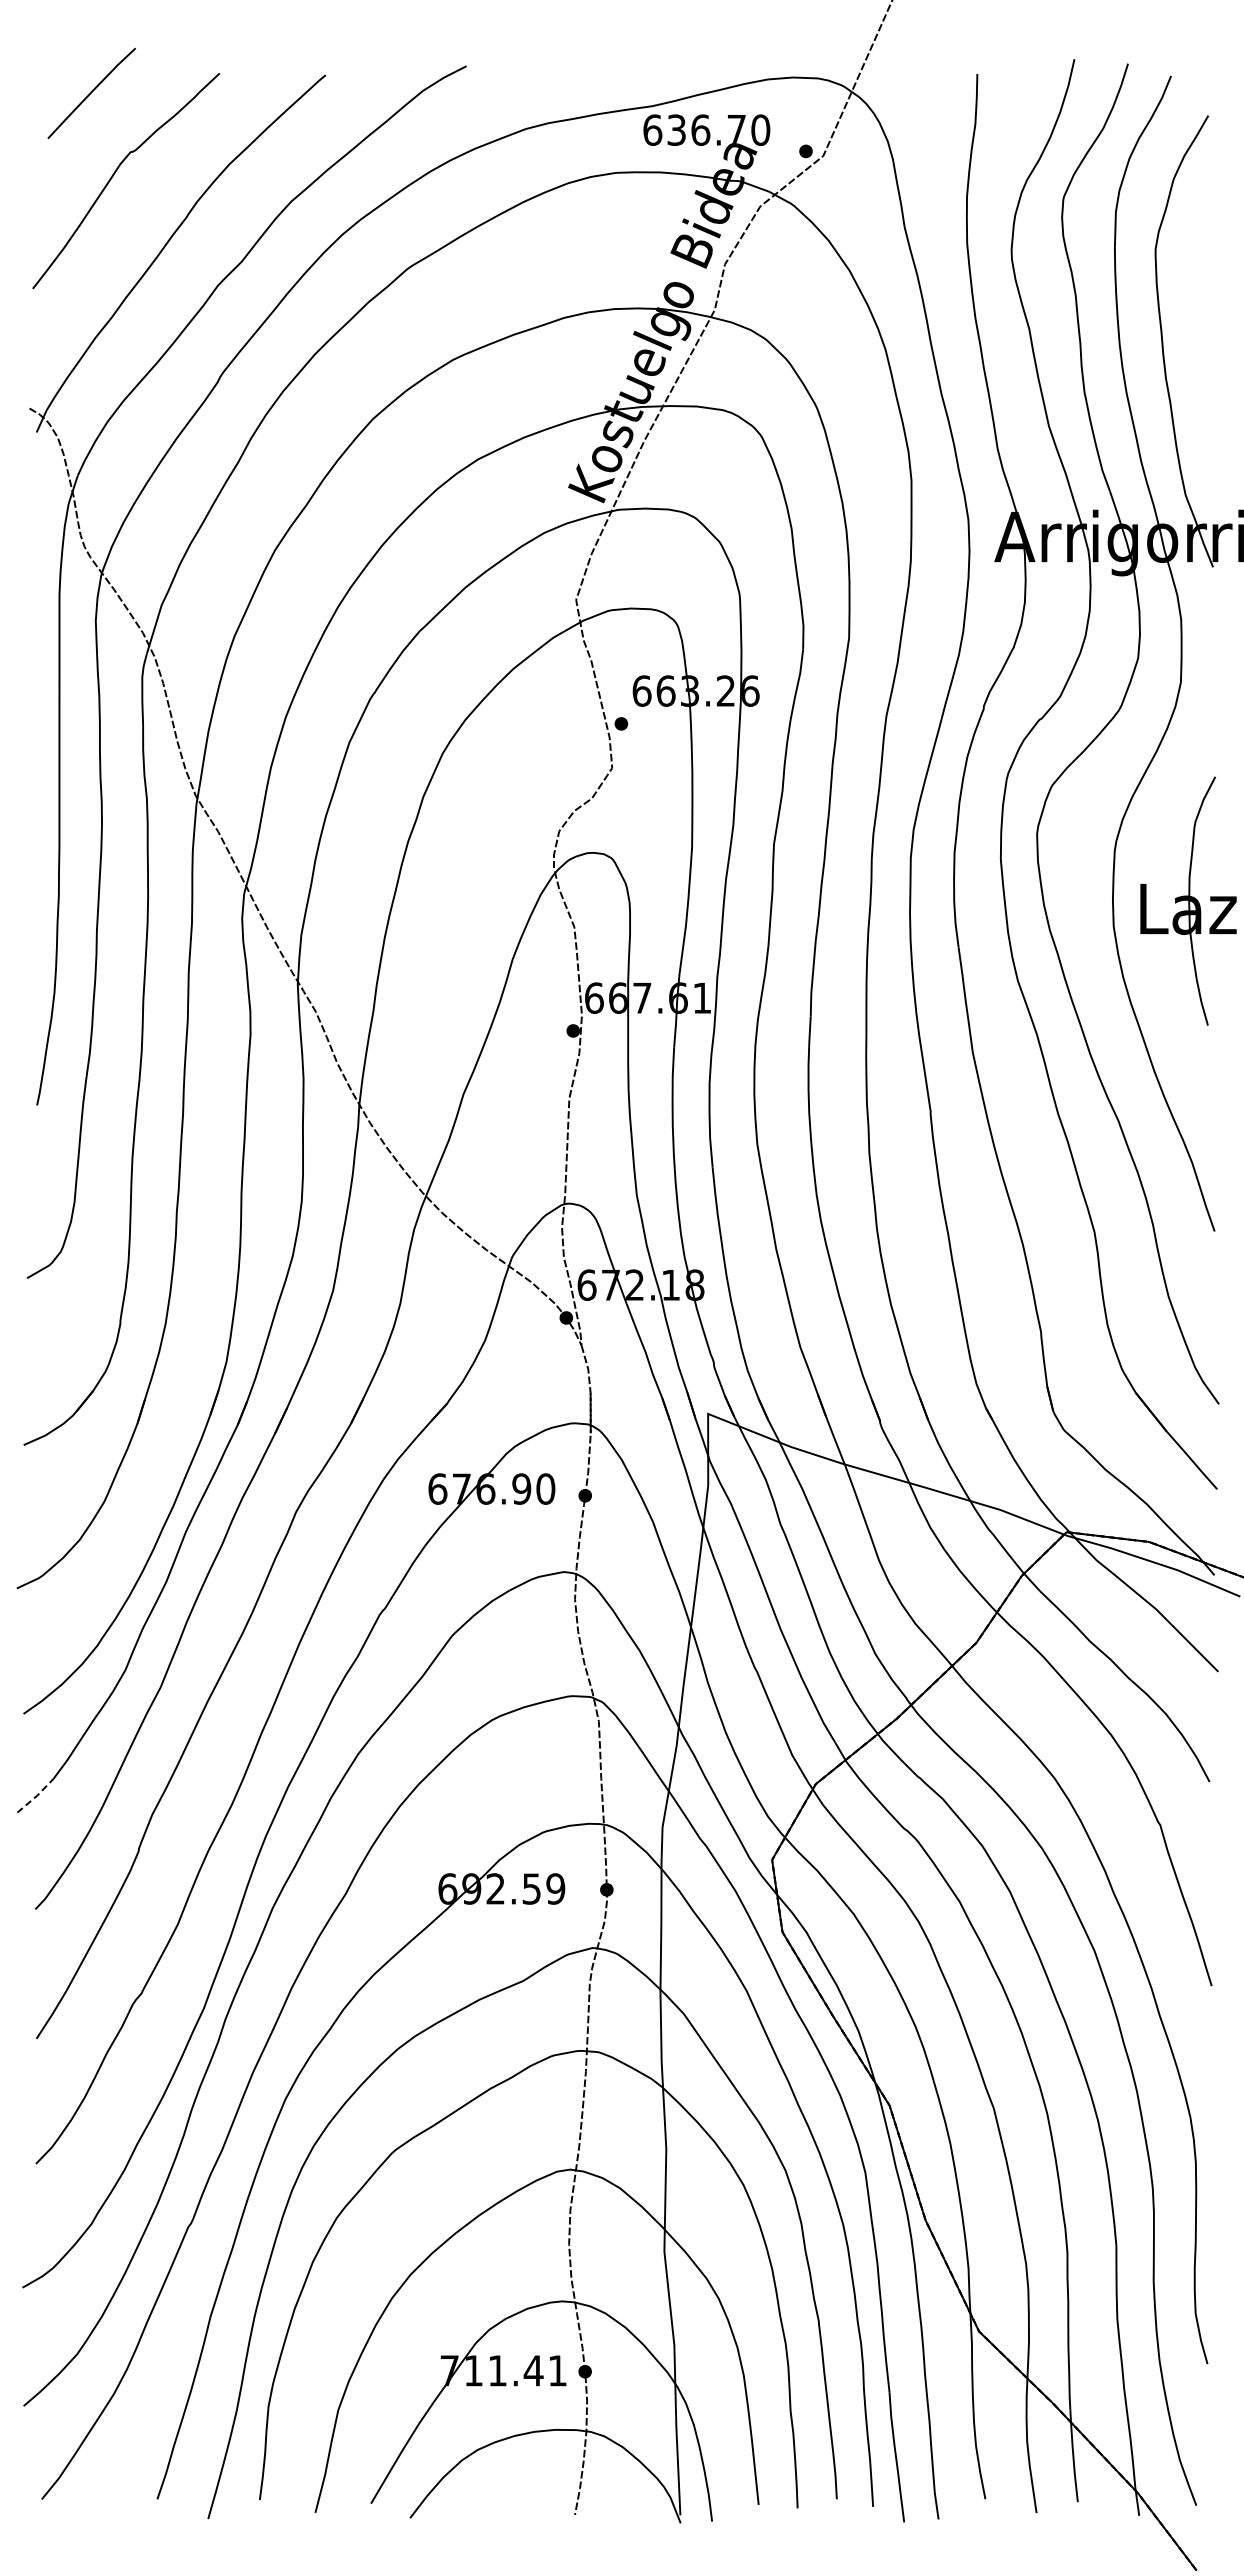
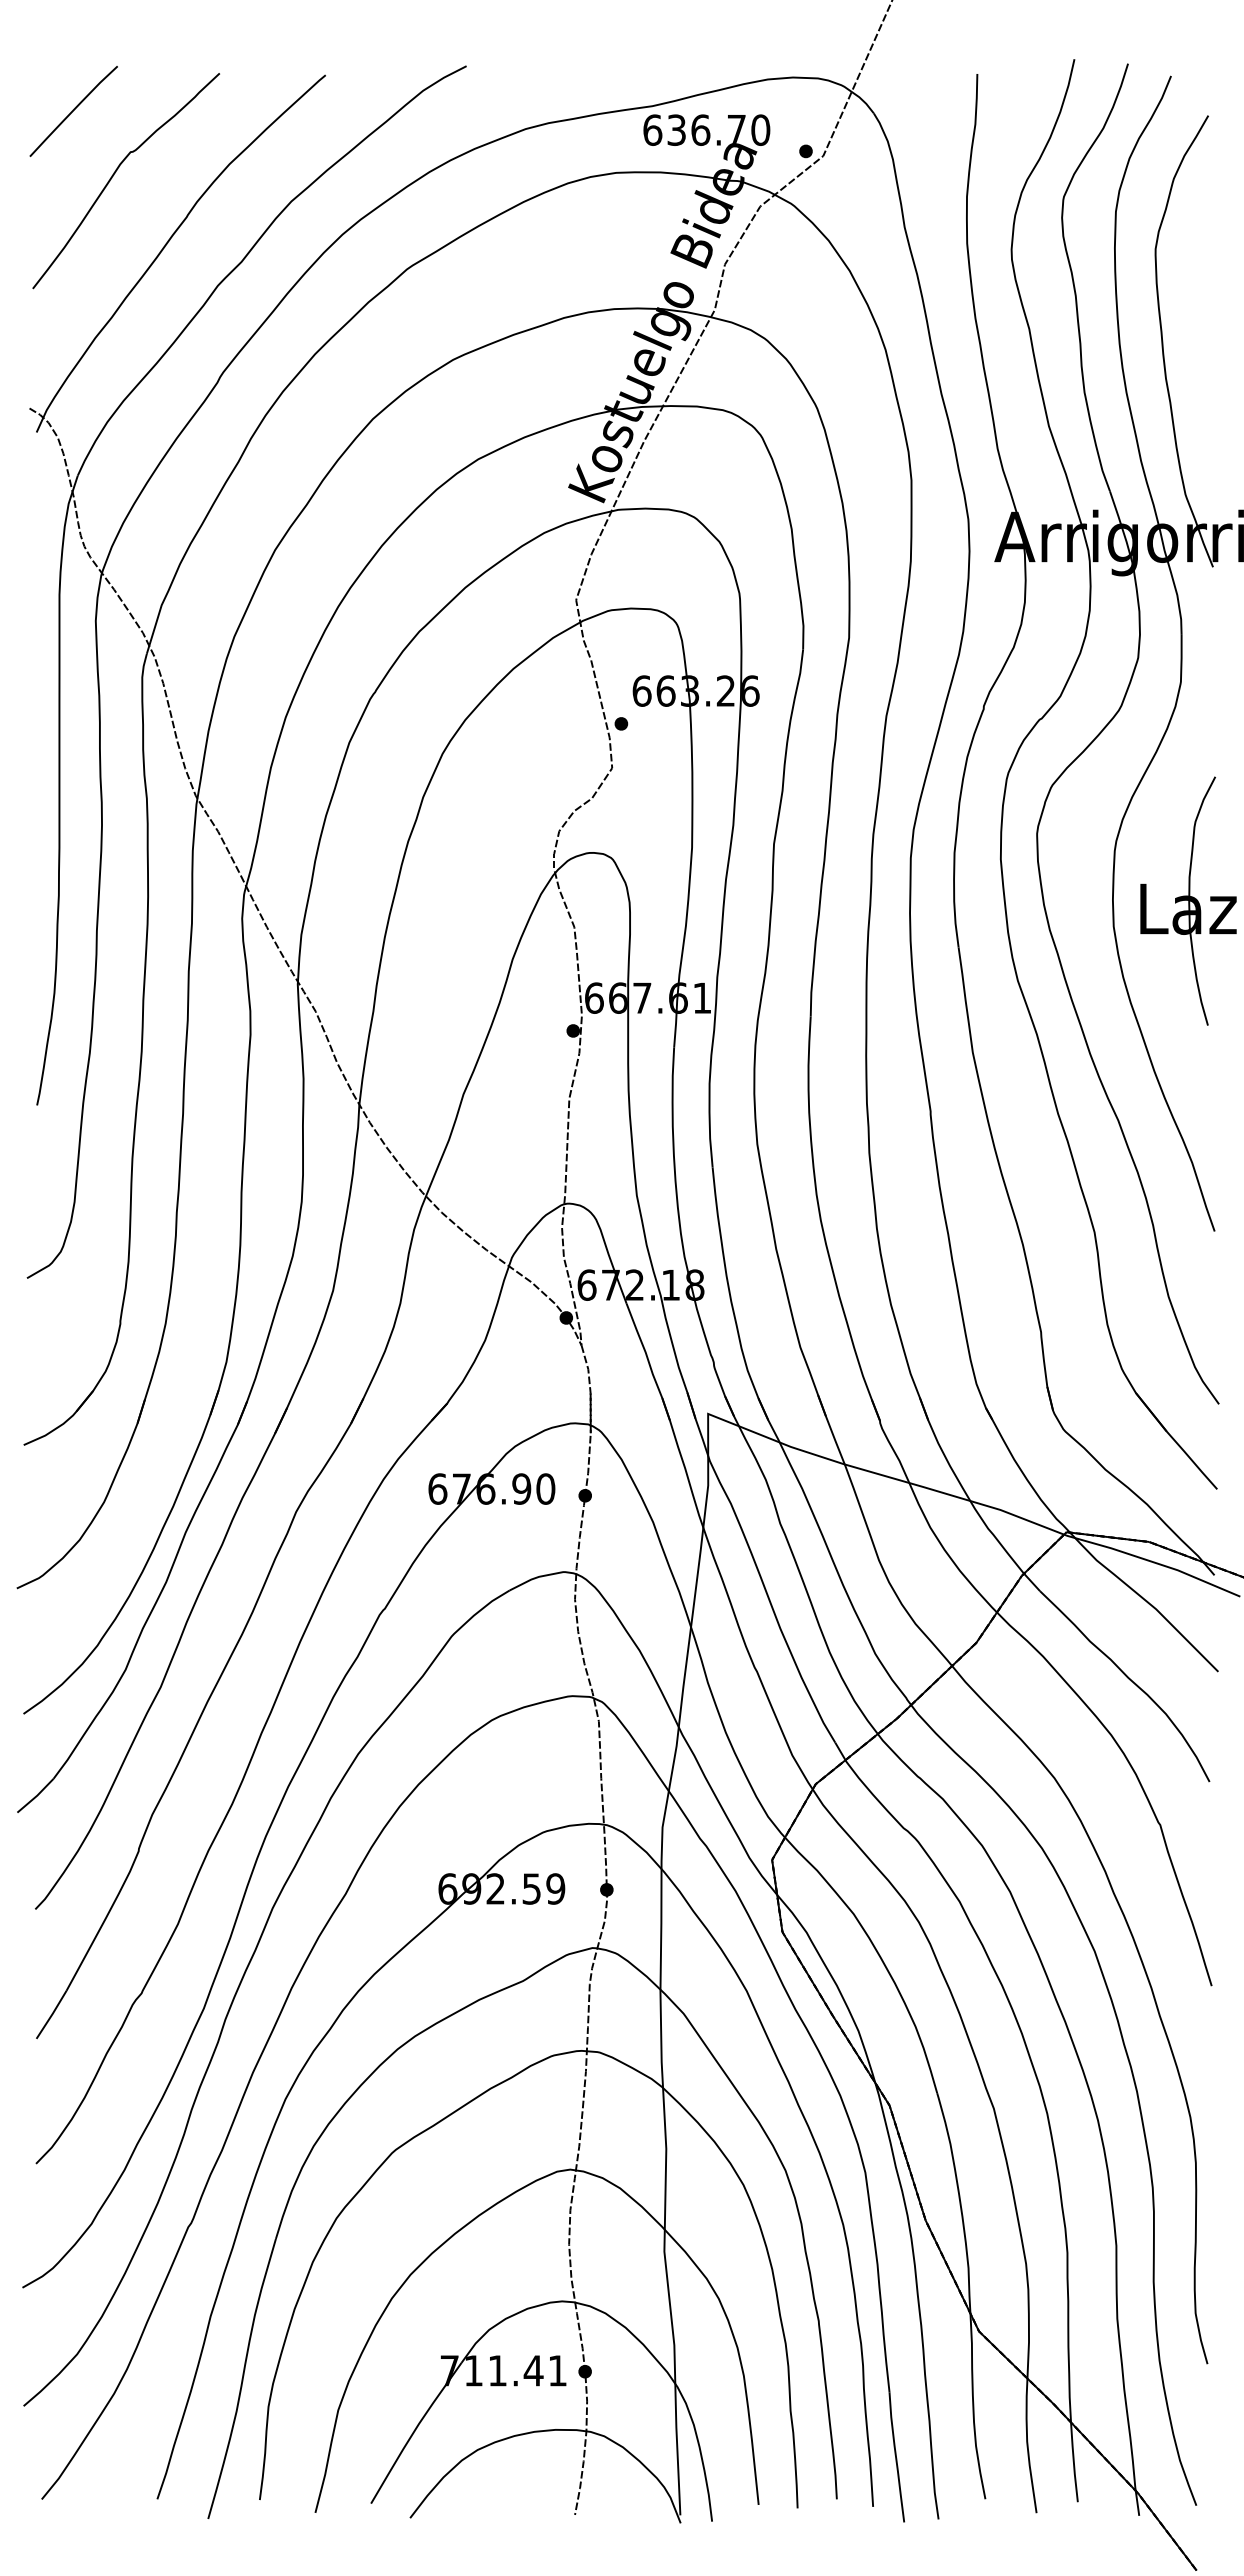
line position: (91, 93) -> (73, 111) (73, 111)
line: dashed -> solid (36, 1796)
